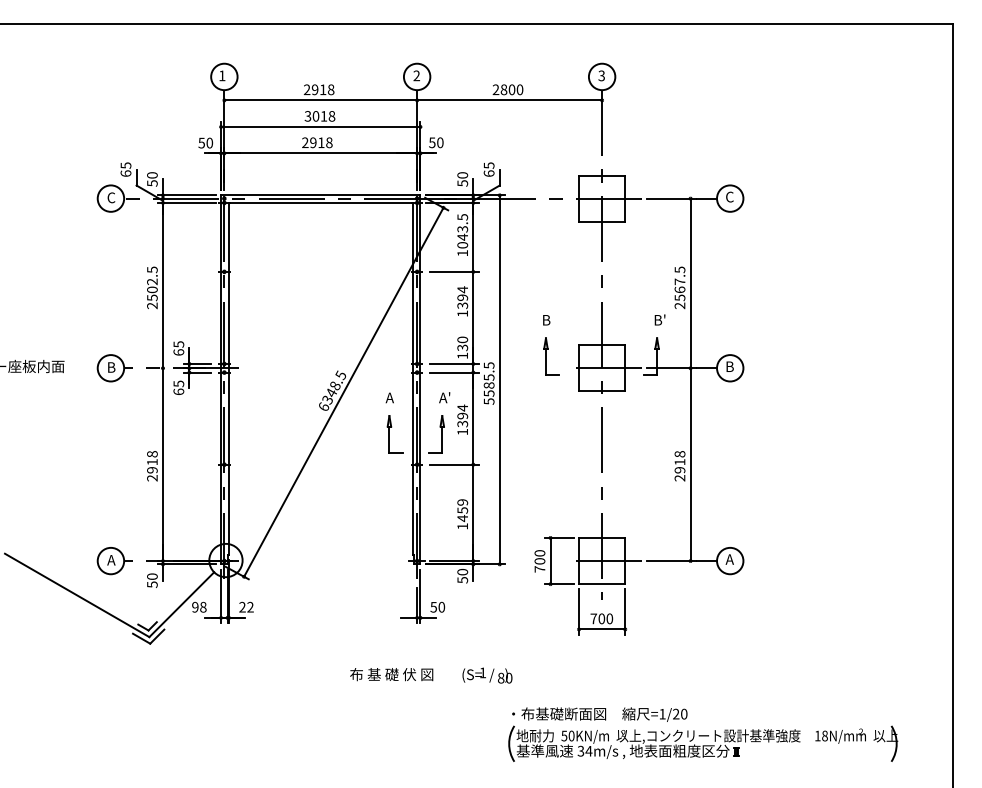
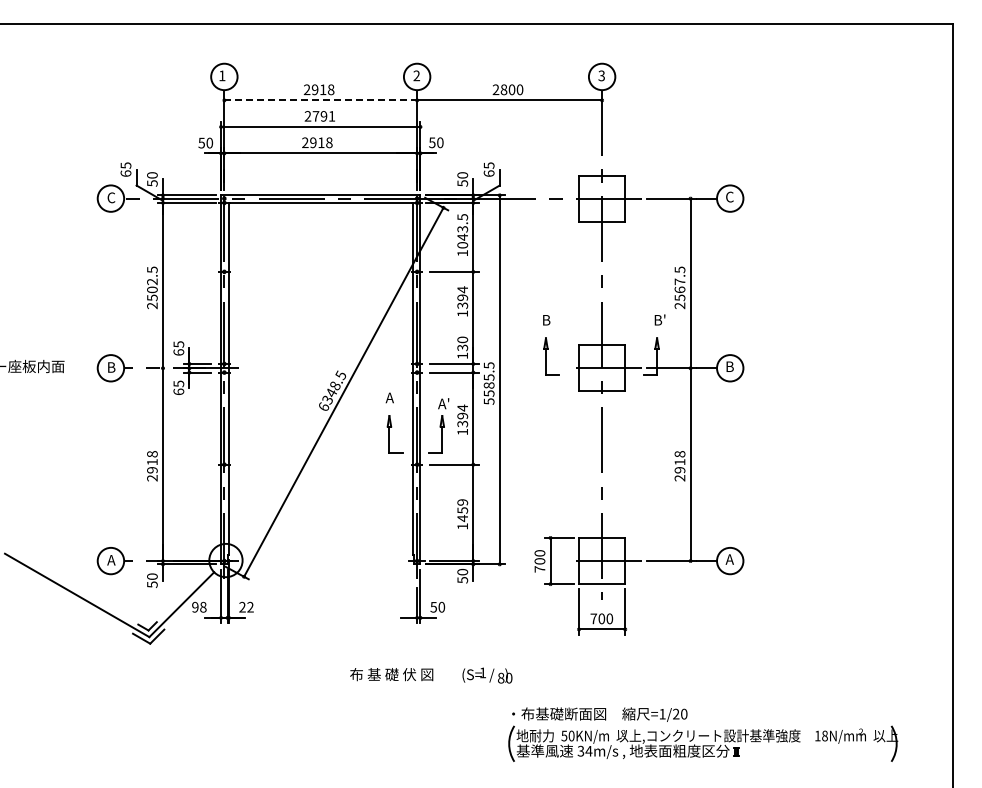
line: solid -> dashed (321, 100)
text: 3018 -> 2791 (319, 116)
text position: (444, 397) -> (443, 403) (443, 403)
